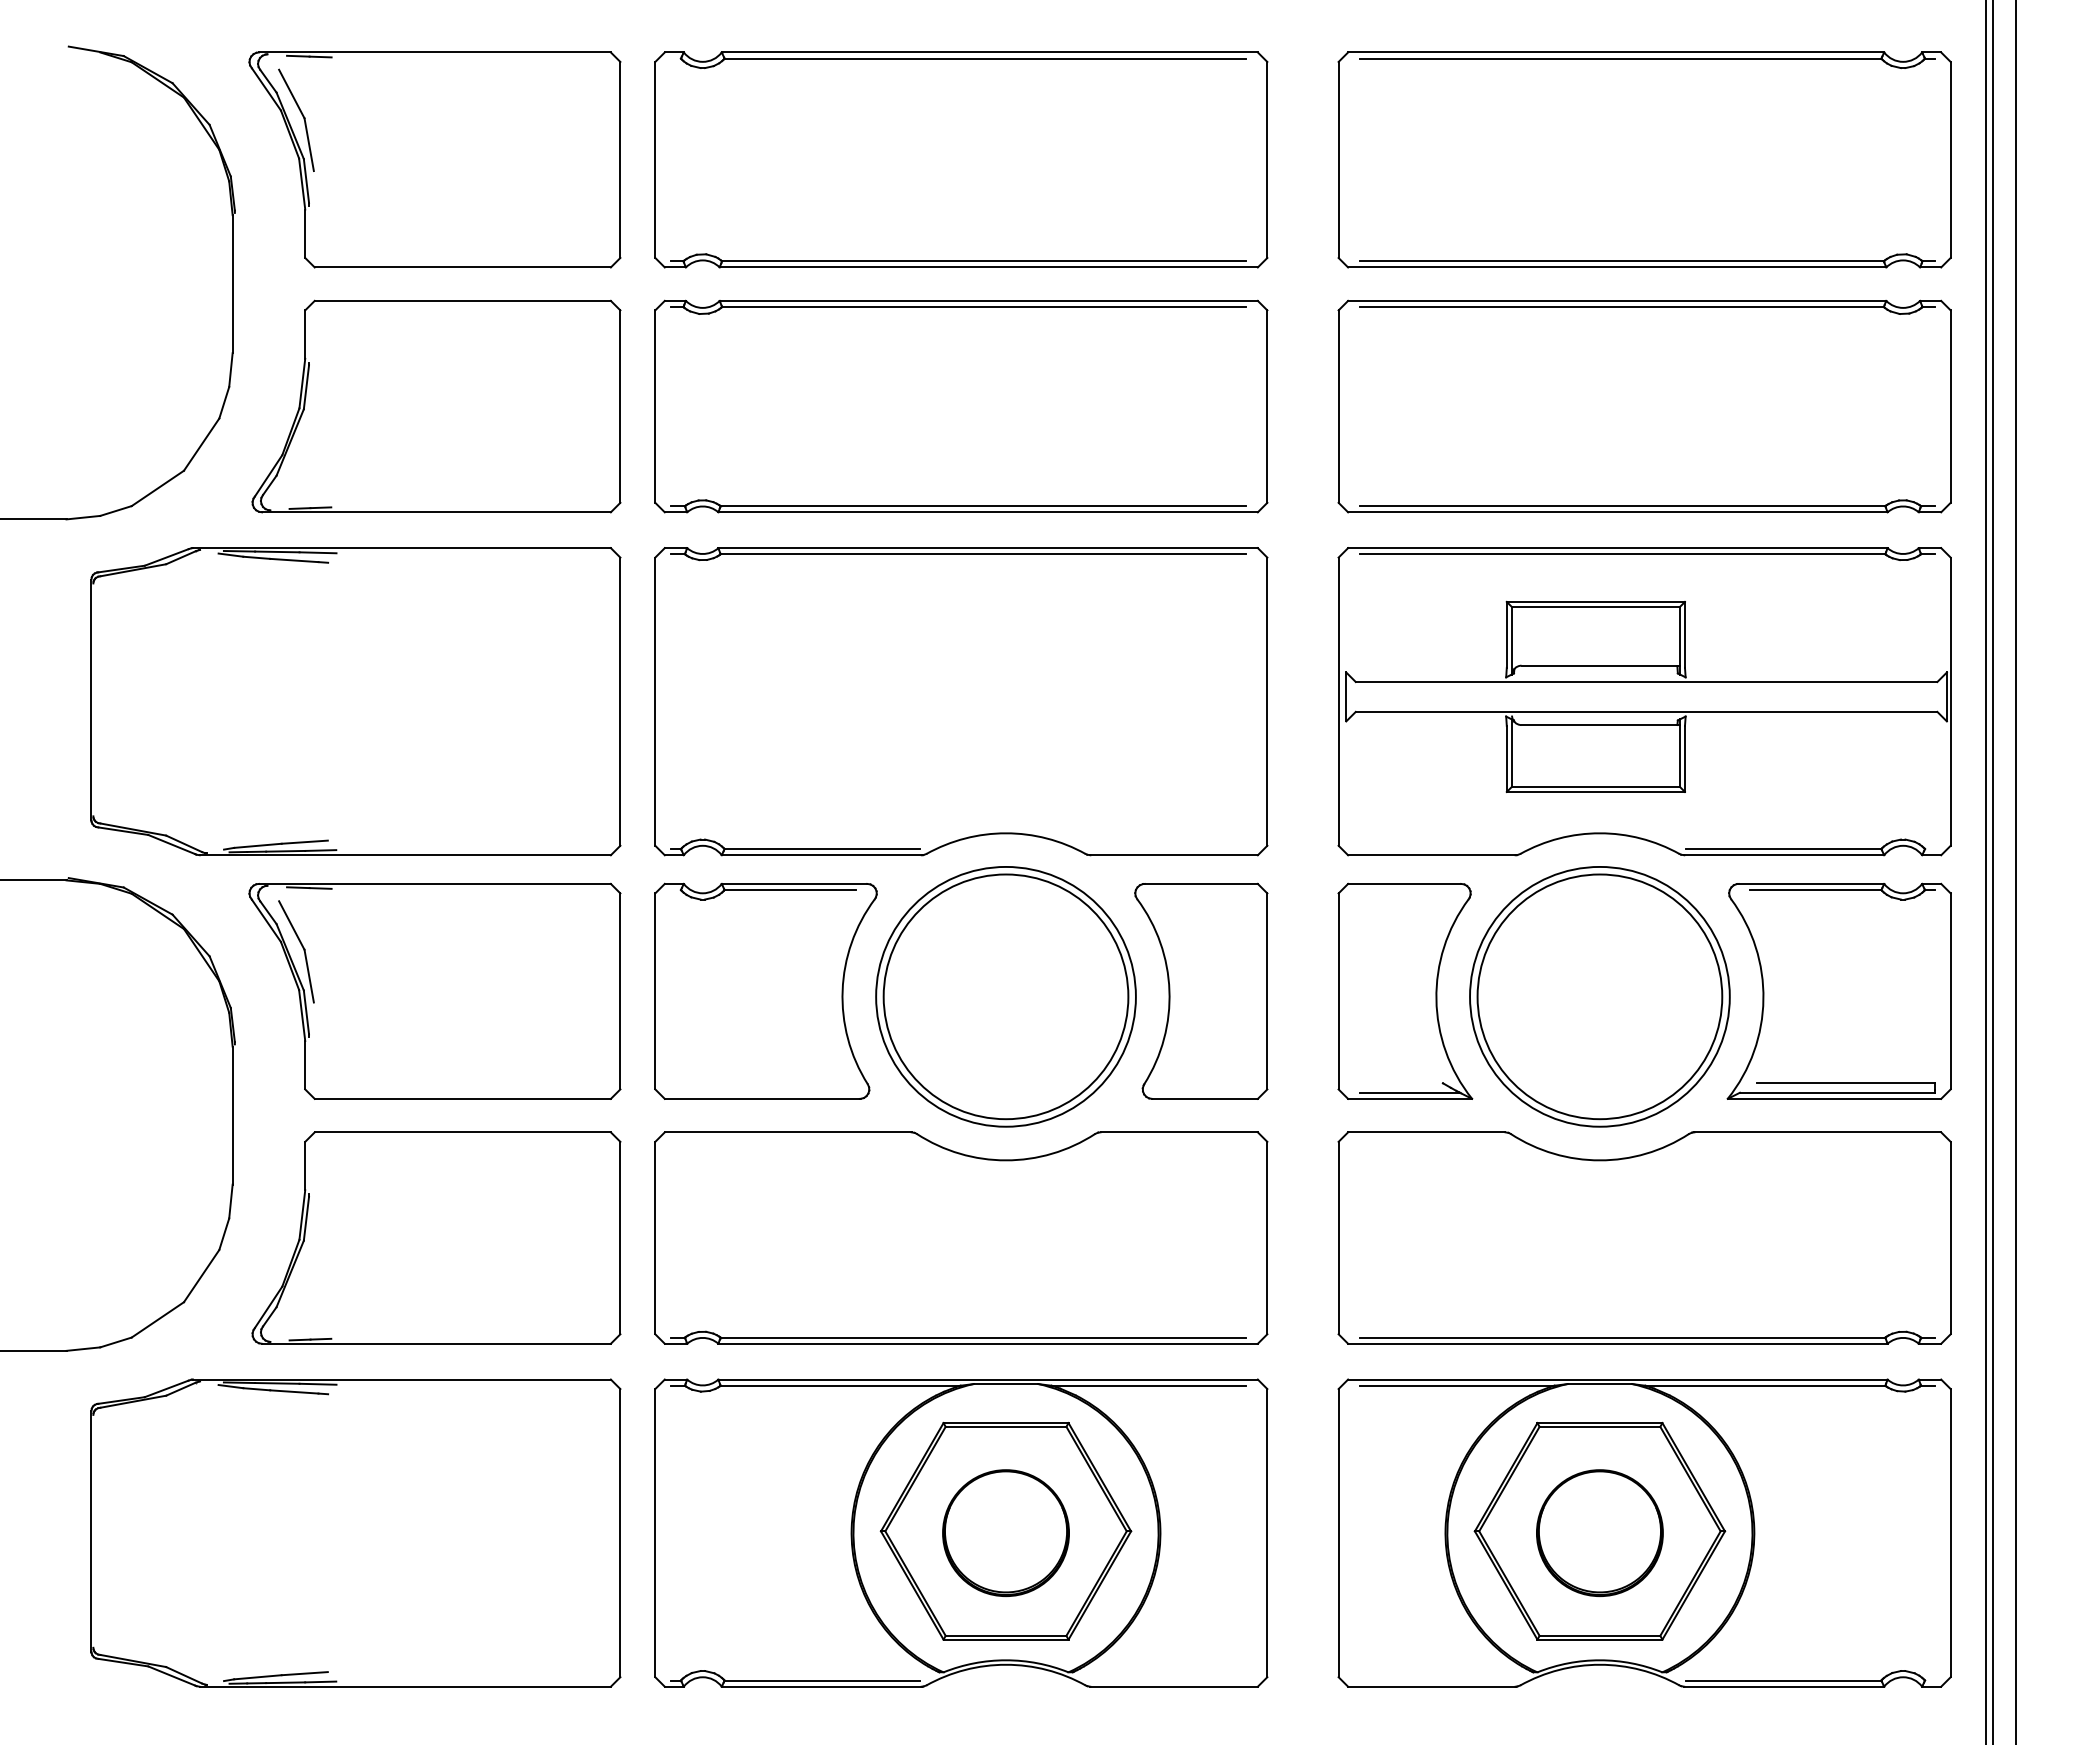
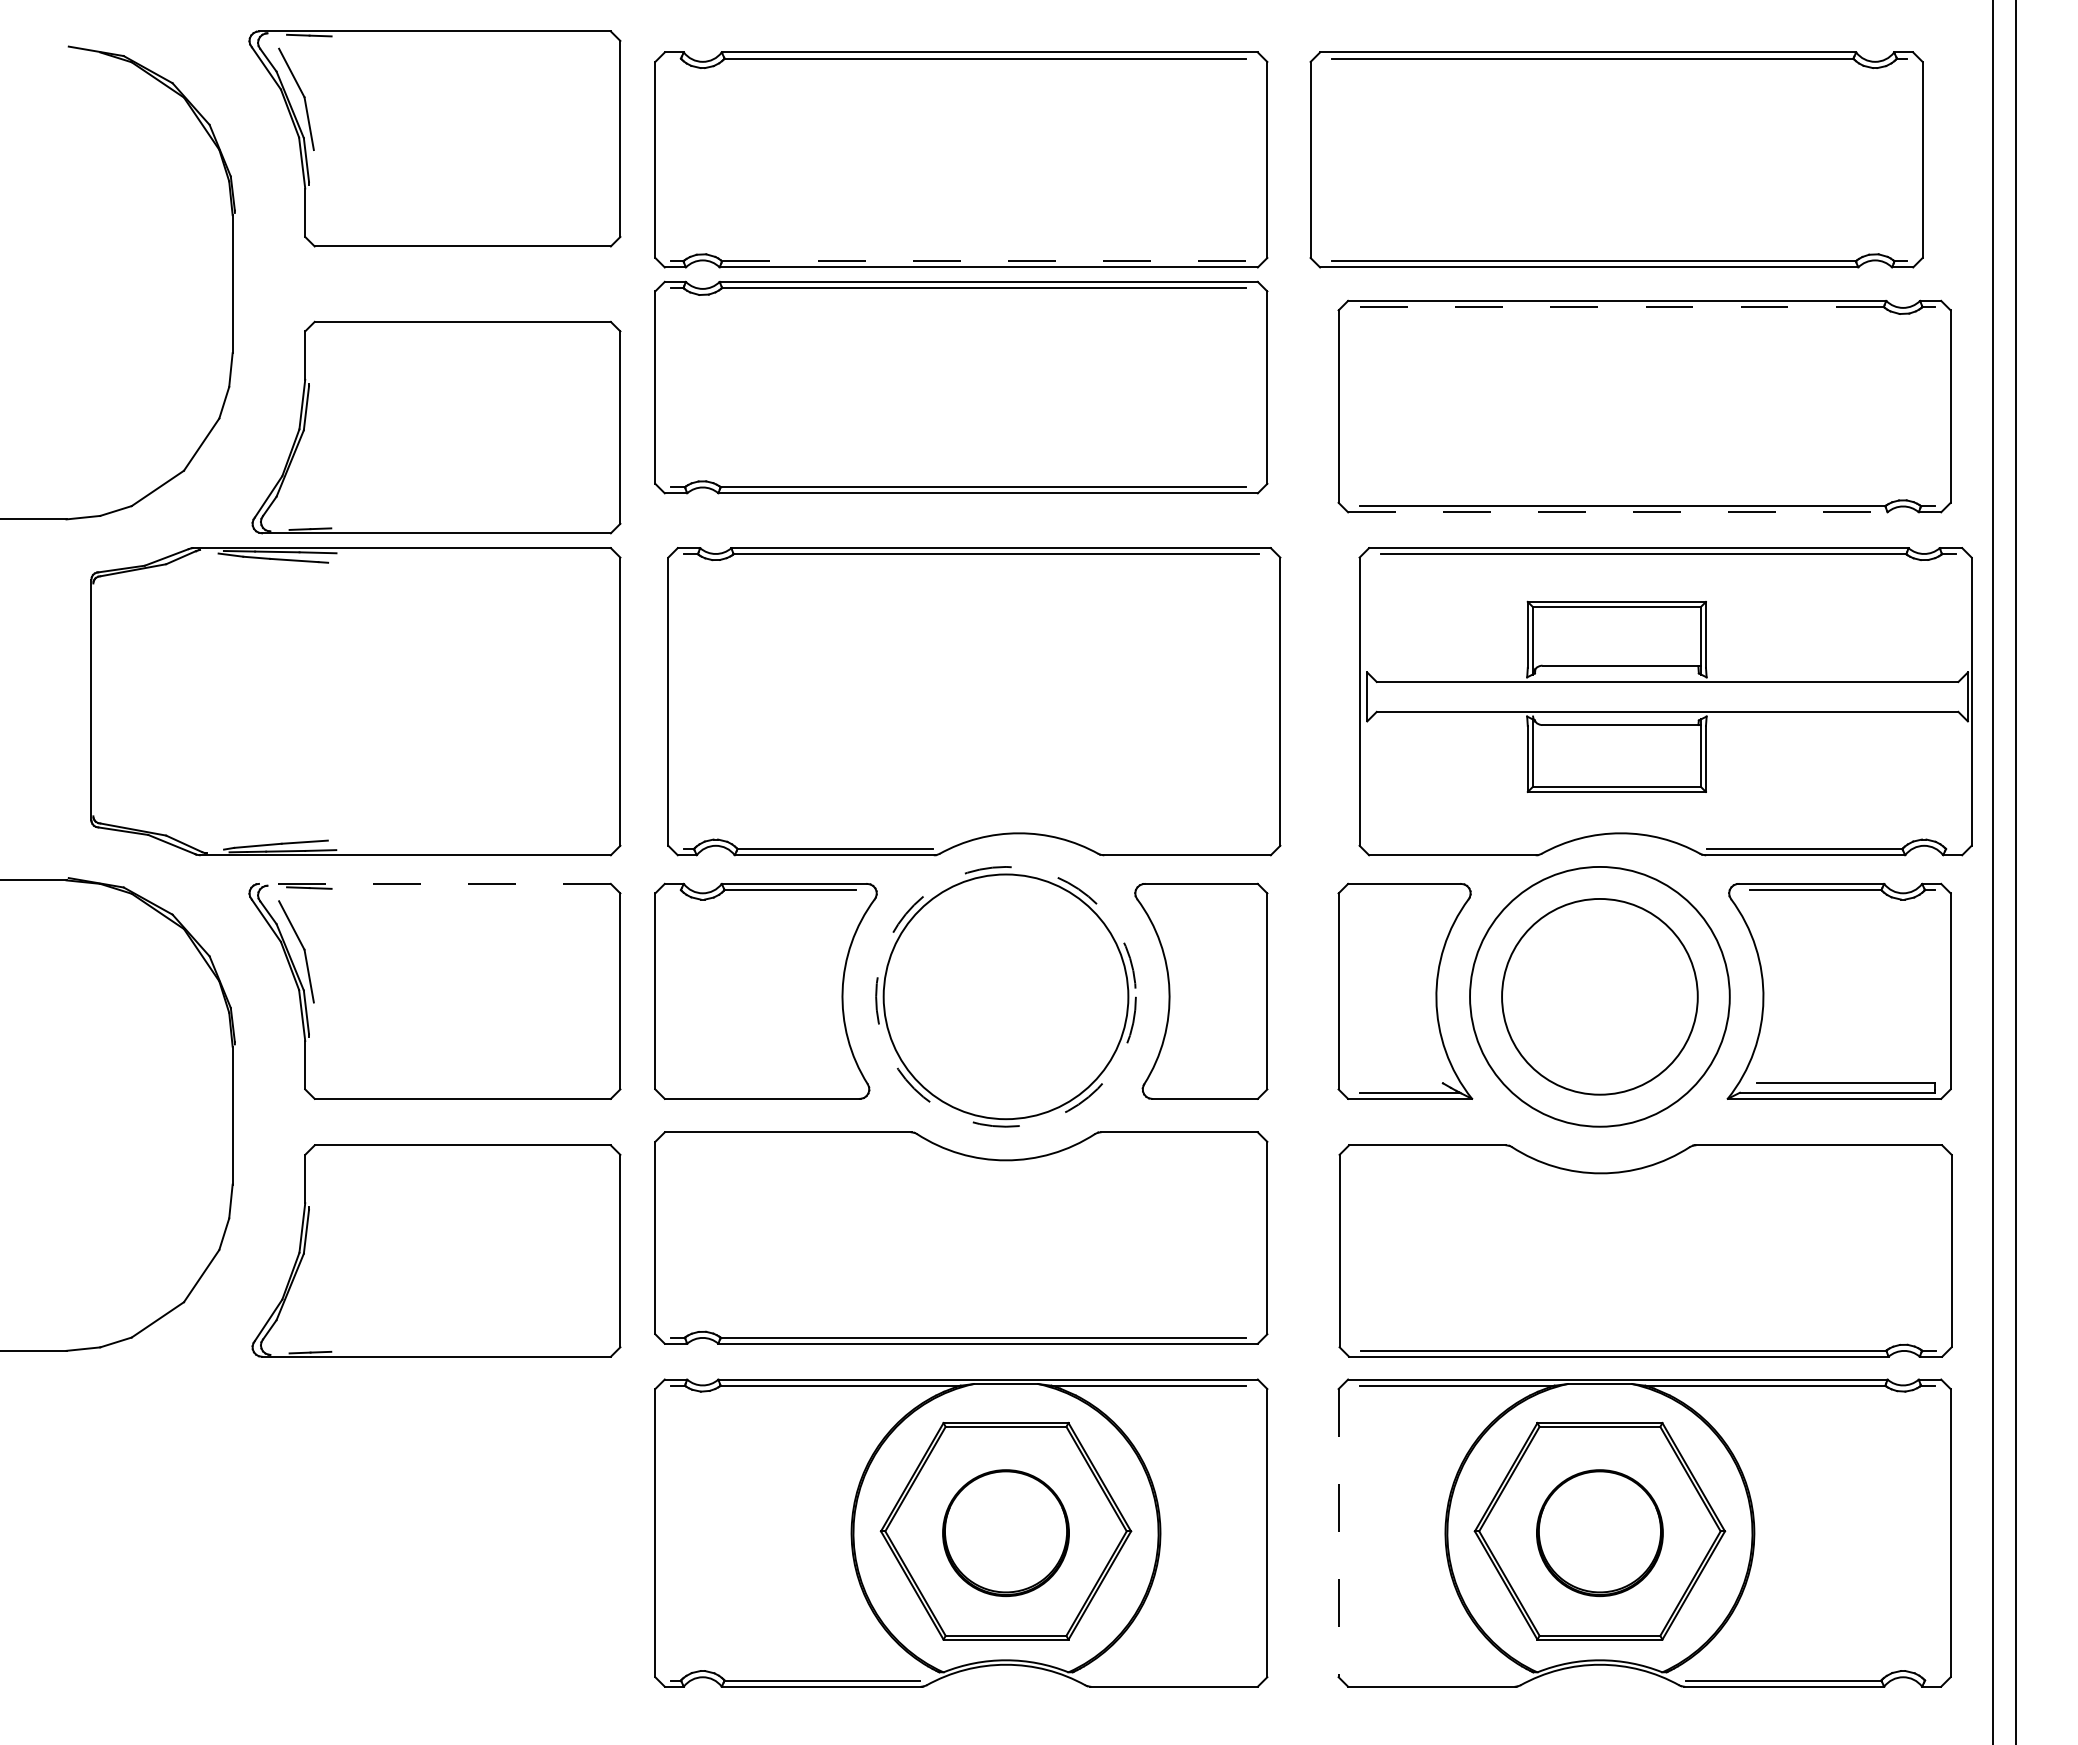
part position: (434, 159) -> (434, 138) (434, 138)
part position: (1644, 159) -> (1616, 159) (1616, 159)
line: solid -> dashed (983, 261)
line: solid -> dashed (1622, 307)
part position: (436, 406) -> (436, 427) (436, 427)
part position: (961, 406) -> (961, 387) (961, 387)
line: solid -> dashed (1617, 512)
part position: (961, 701) -> (974, 701) (974, 701)
part position: (1644, 701) -> (1665, 701) (1665, 701)
line: present -> none (1985, 871)
line: solid -> dashed (434, 883)
circle: solid -> dashed (1005, 996)
circle diameter: 245 px -> 196 px (1599, 996)
part position: (436, 1237) -> (436, 1250) (436, 1250)
part position: (1644, 1237) -> (1645, 1250) (1645, 1250)
part: present -> none (355, 1532)
line: solid -> dashed (1338, 1533)
